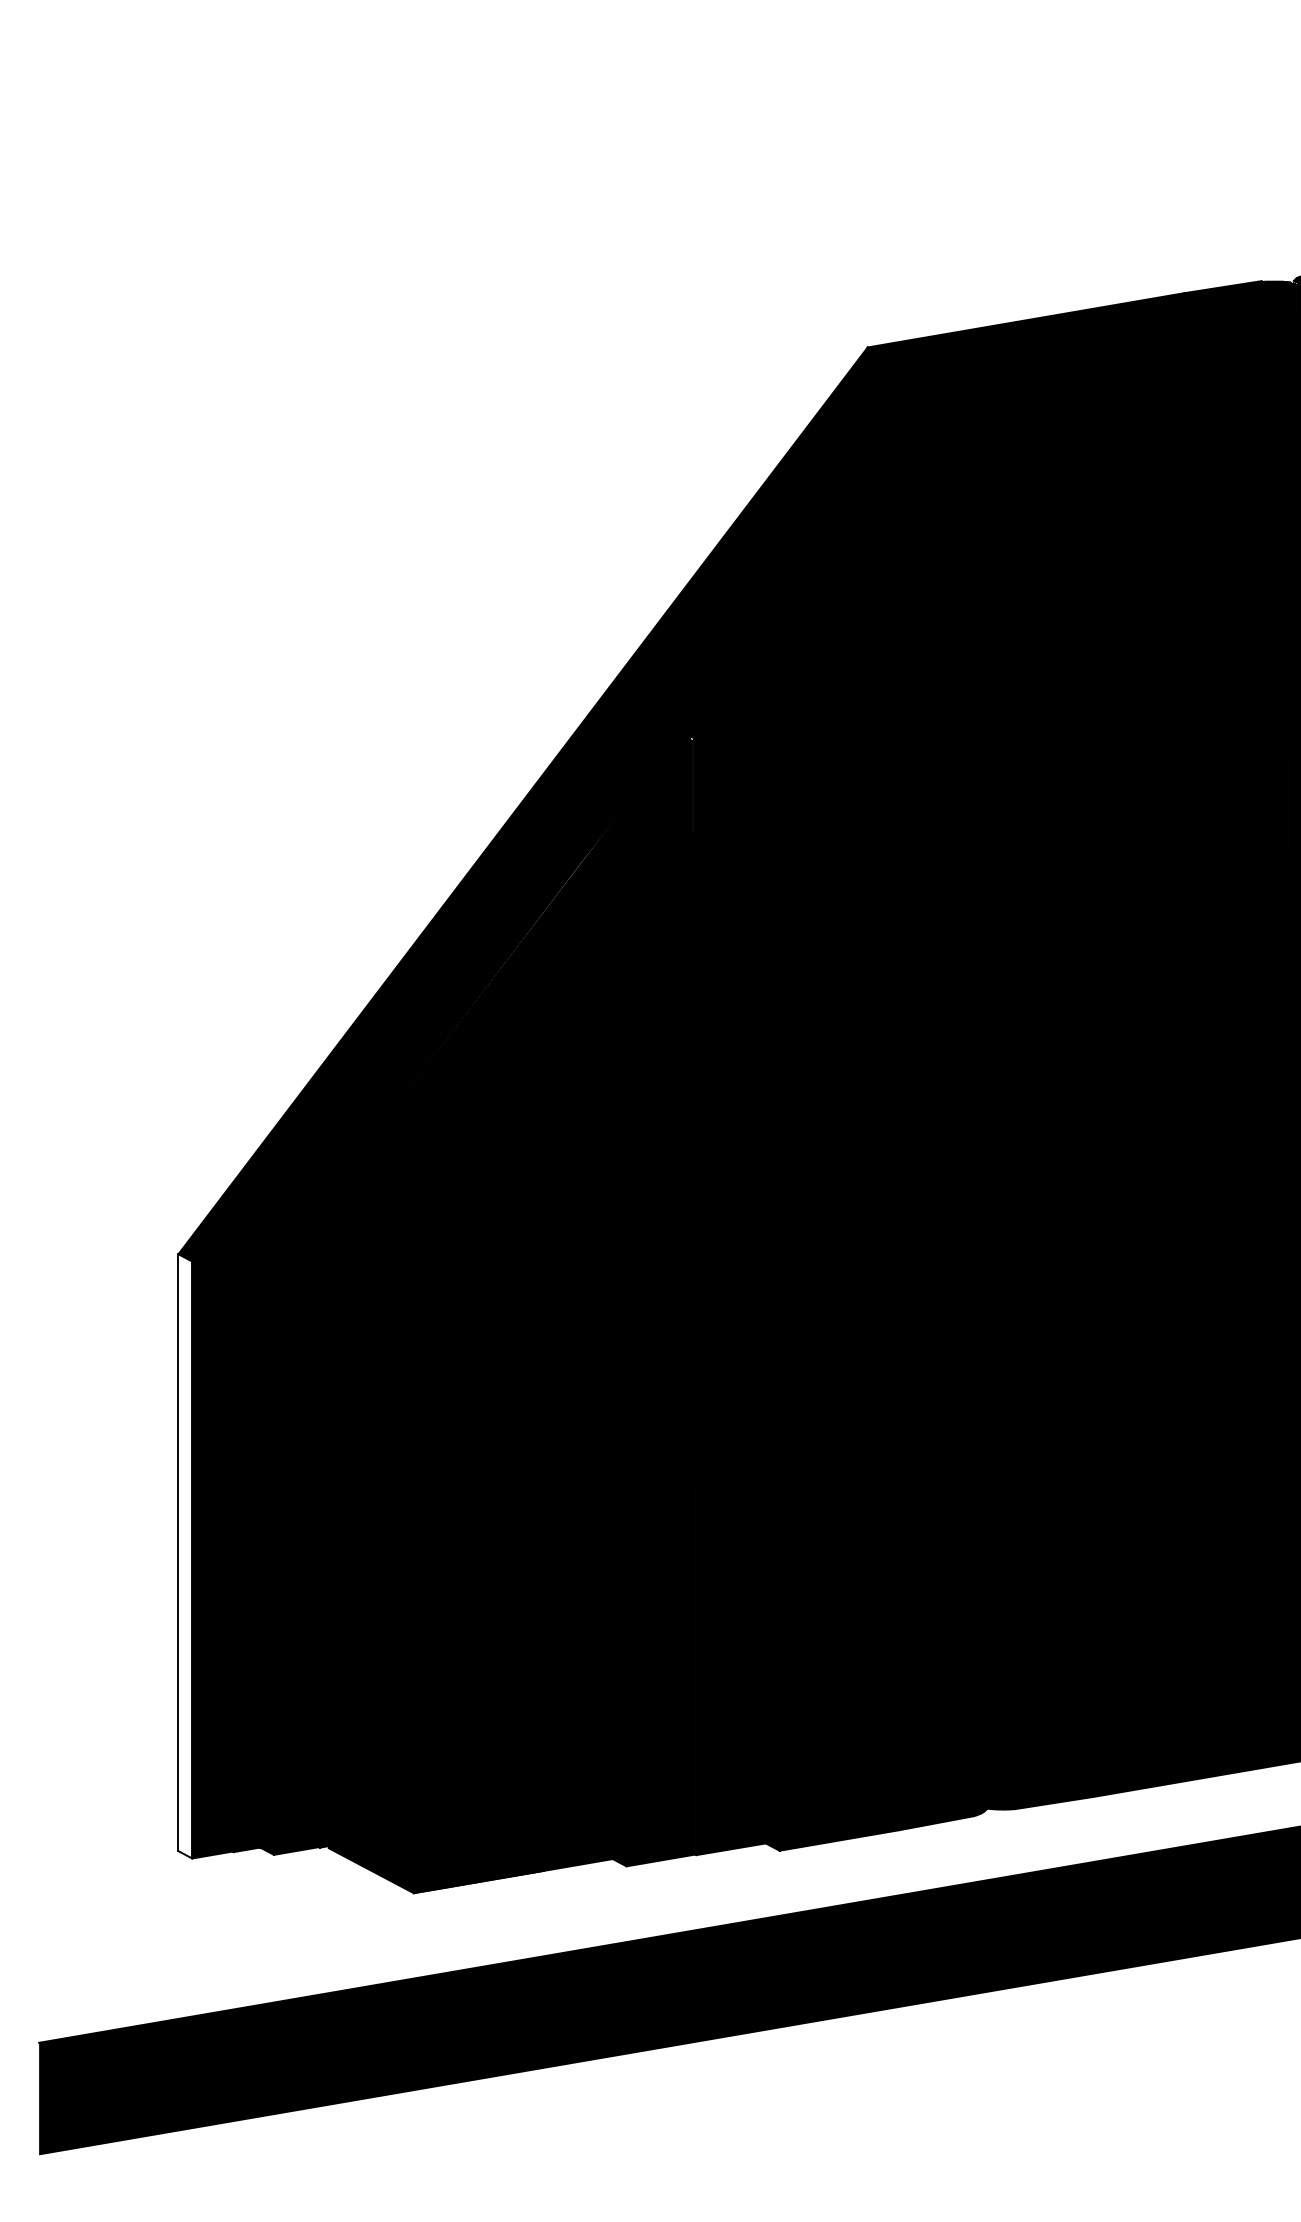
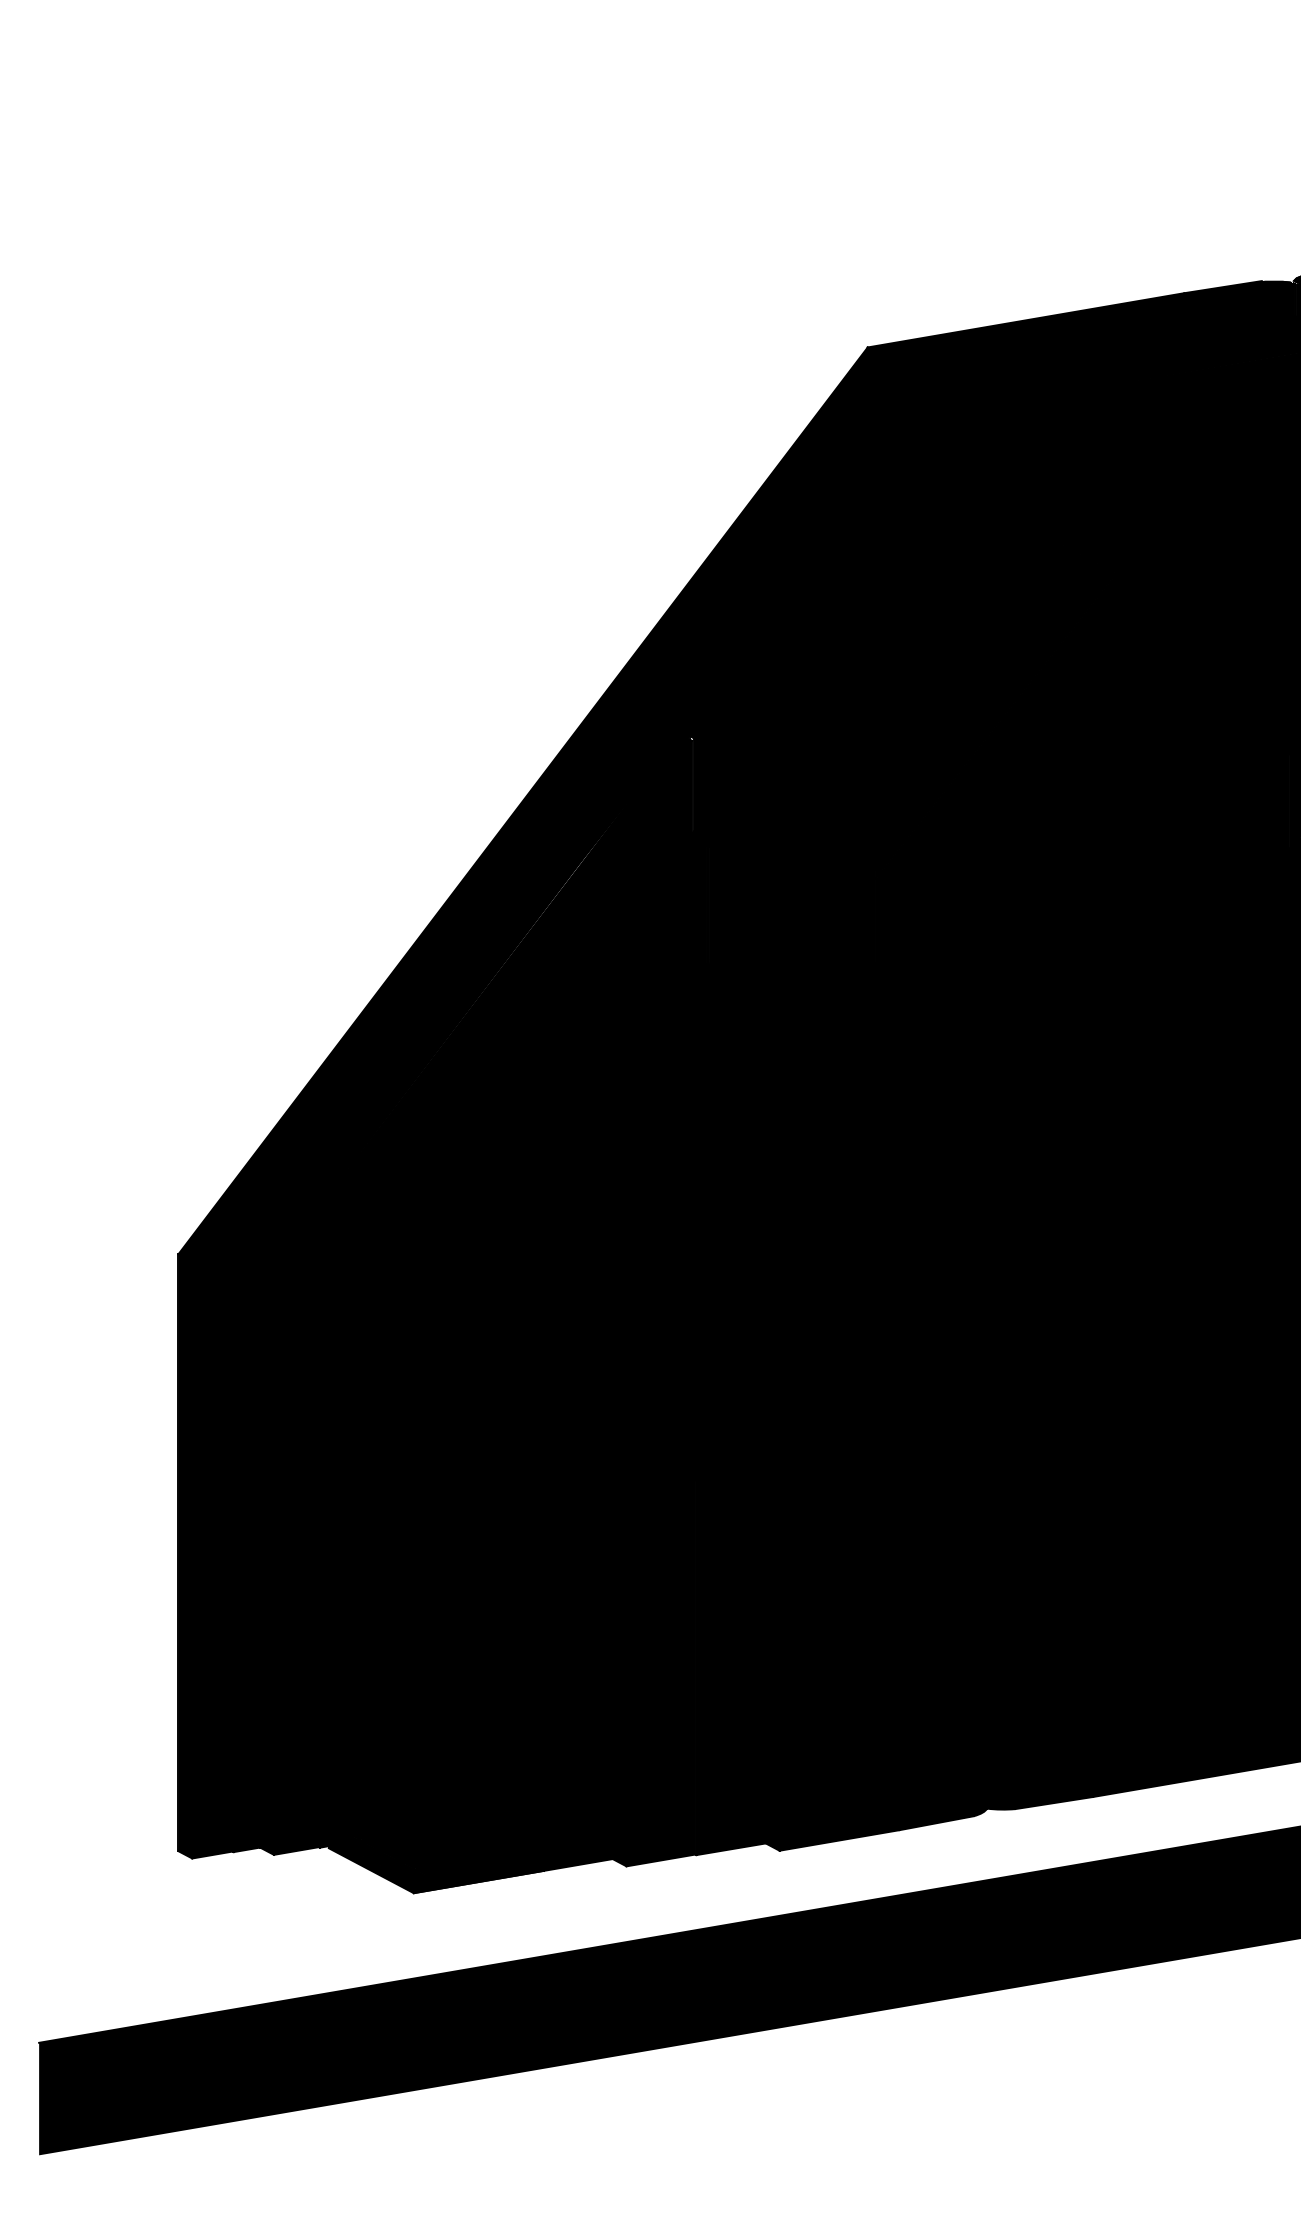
fill: none -> present (185, 1556)
